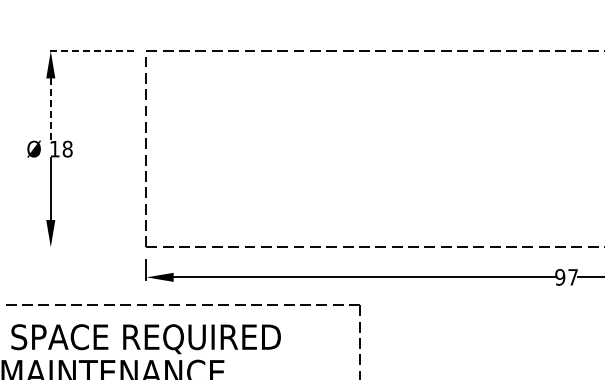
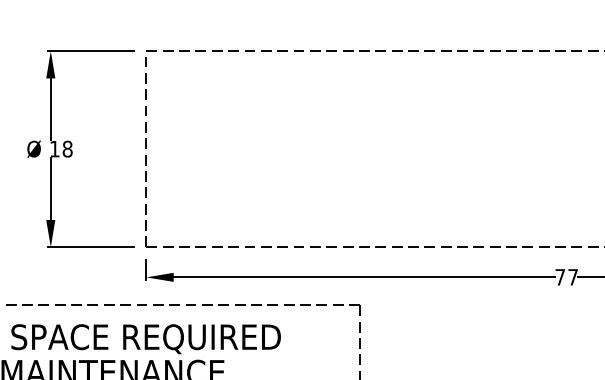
line: dashed -> solid (90, 51)
line: dashed -> solid (50, 109)
line: none -> present (91, 247)
text: 97 -> 77 (560, 277)
